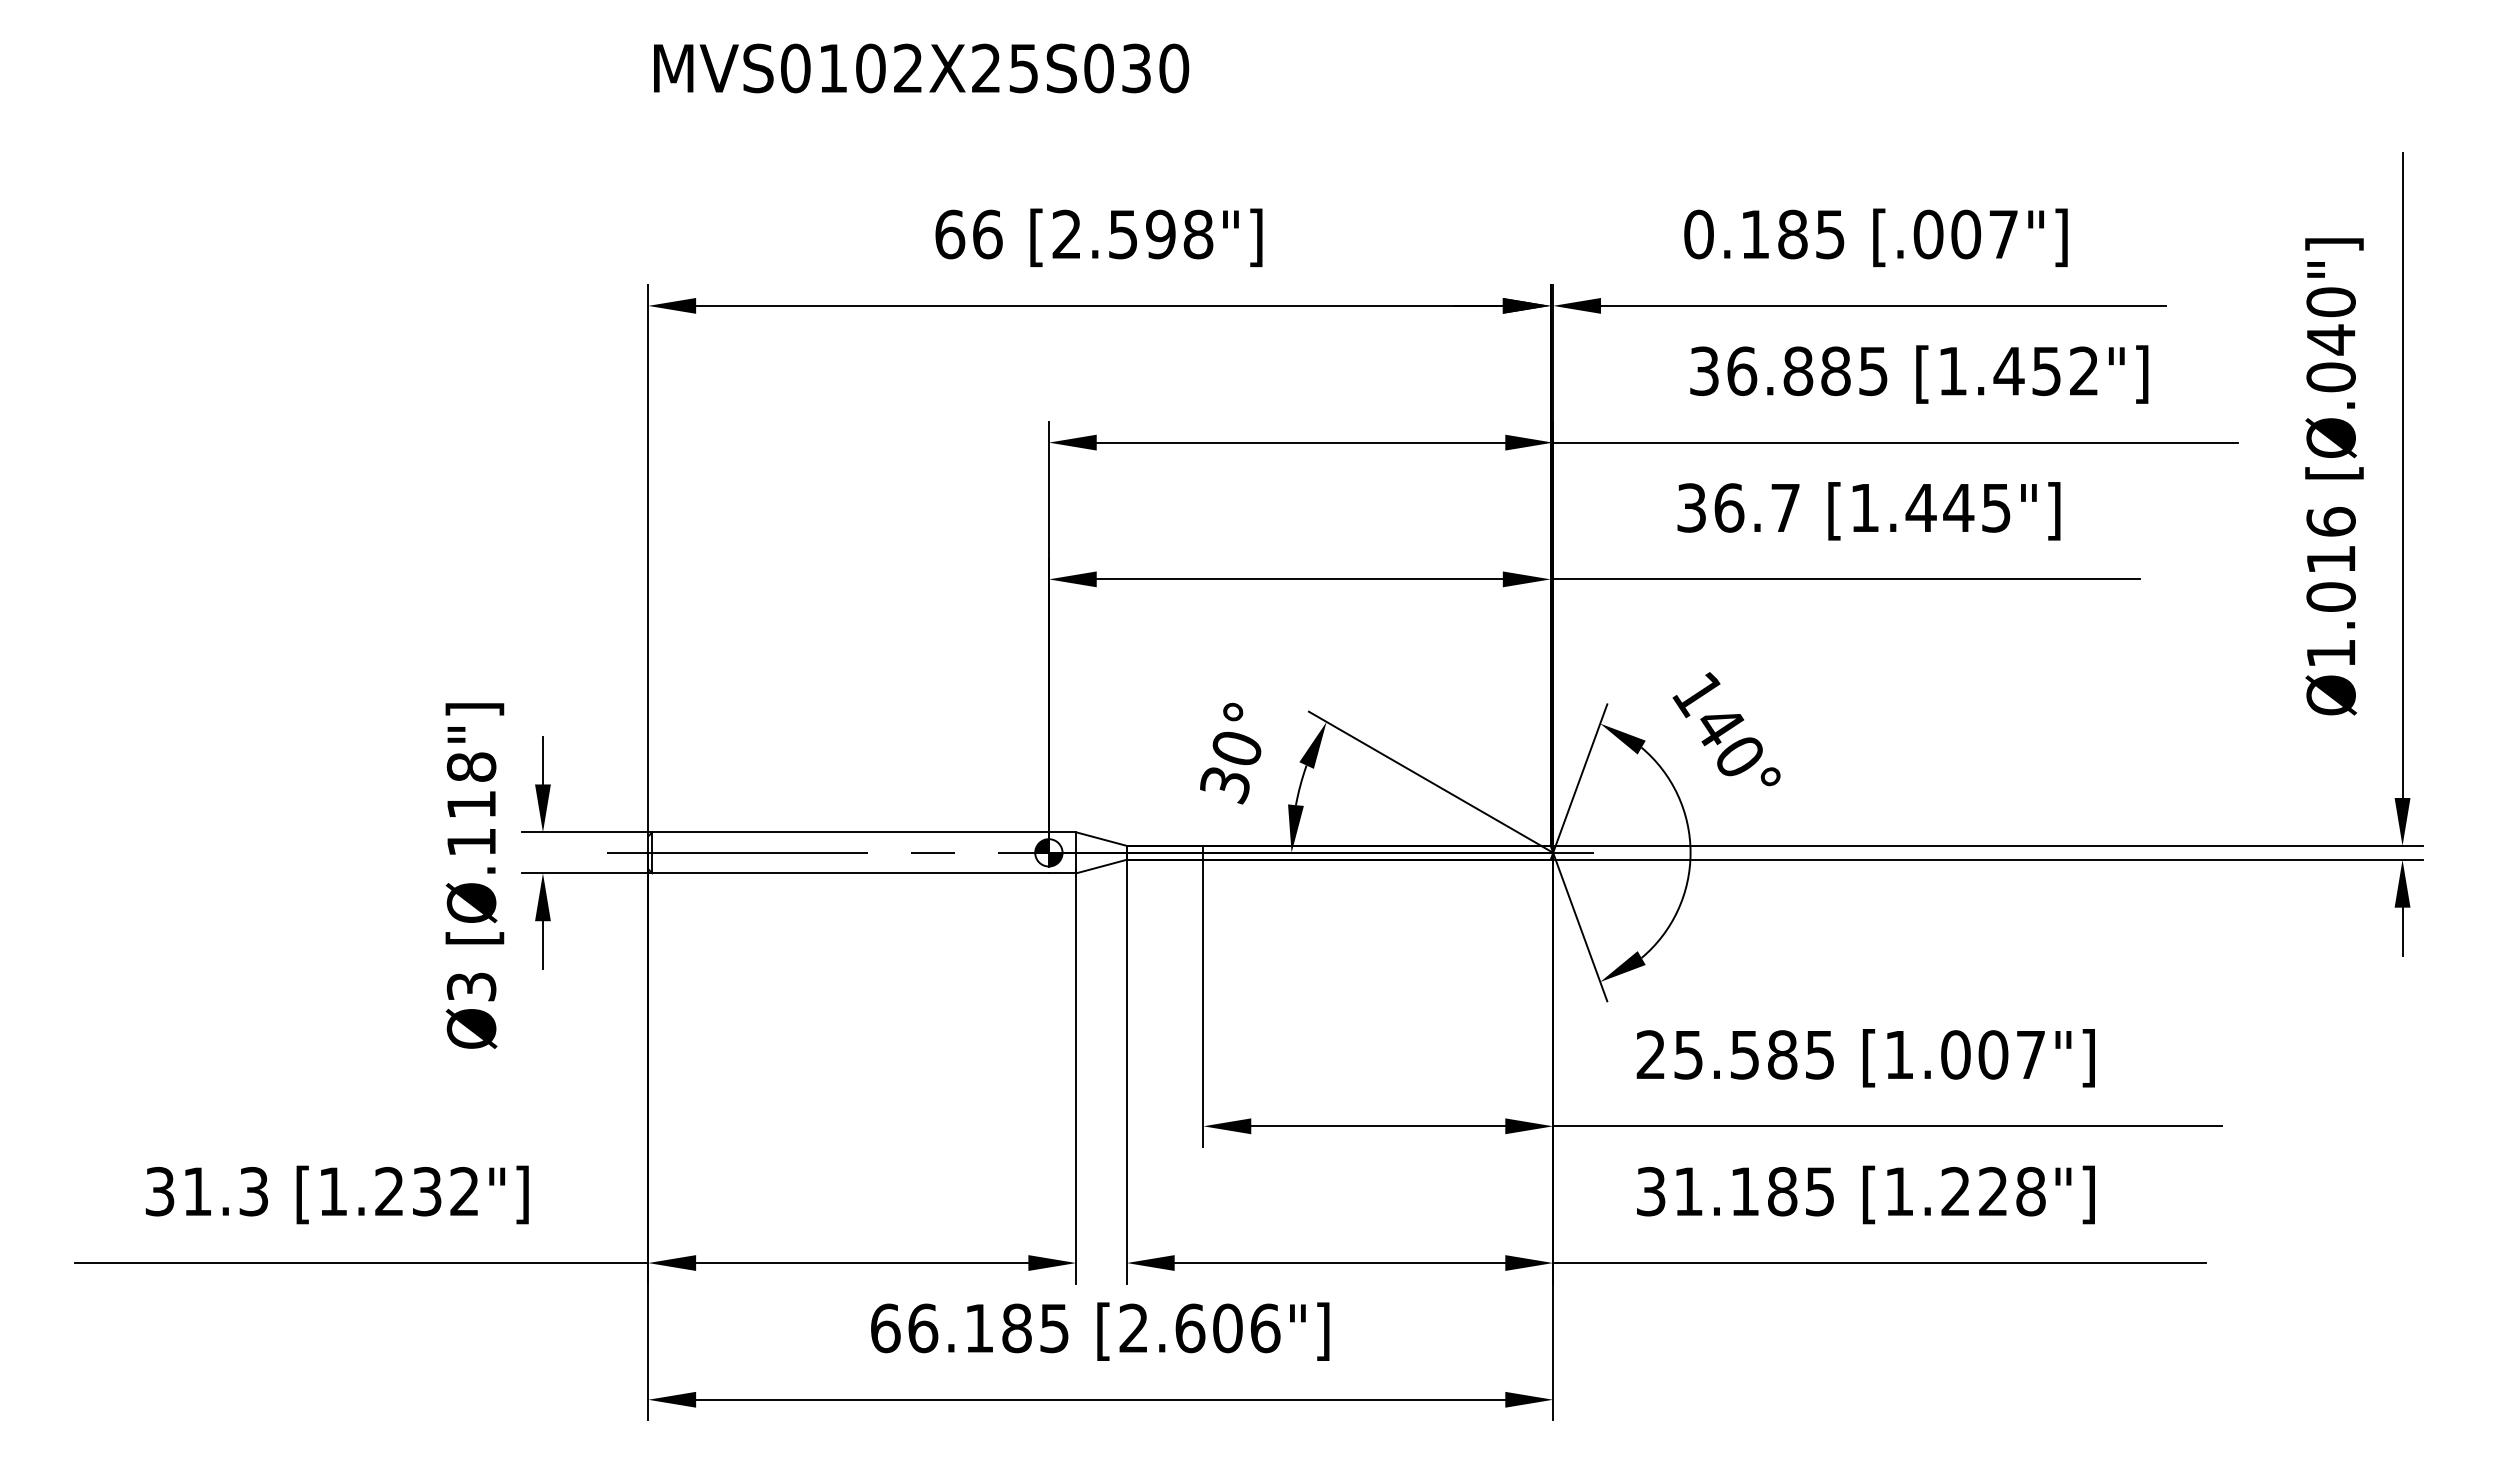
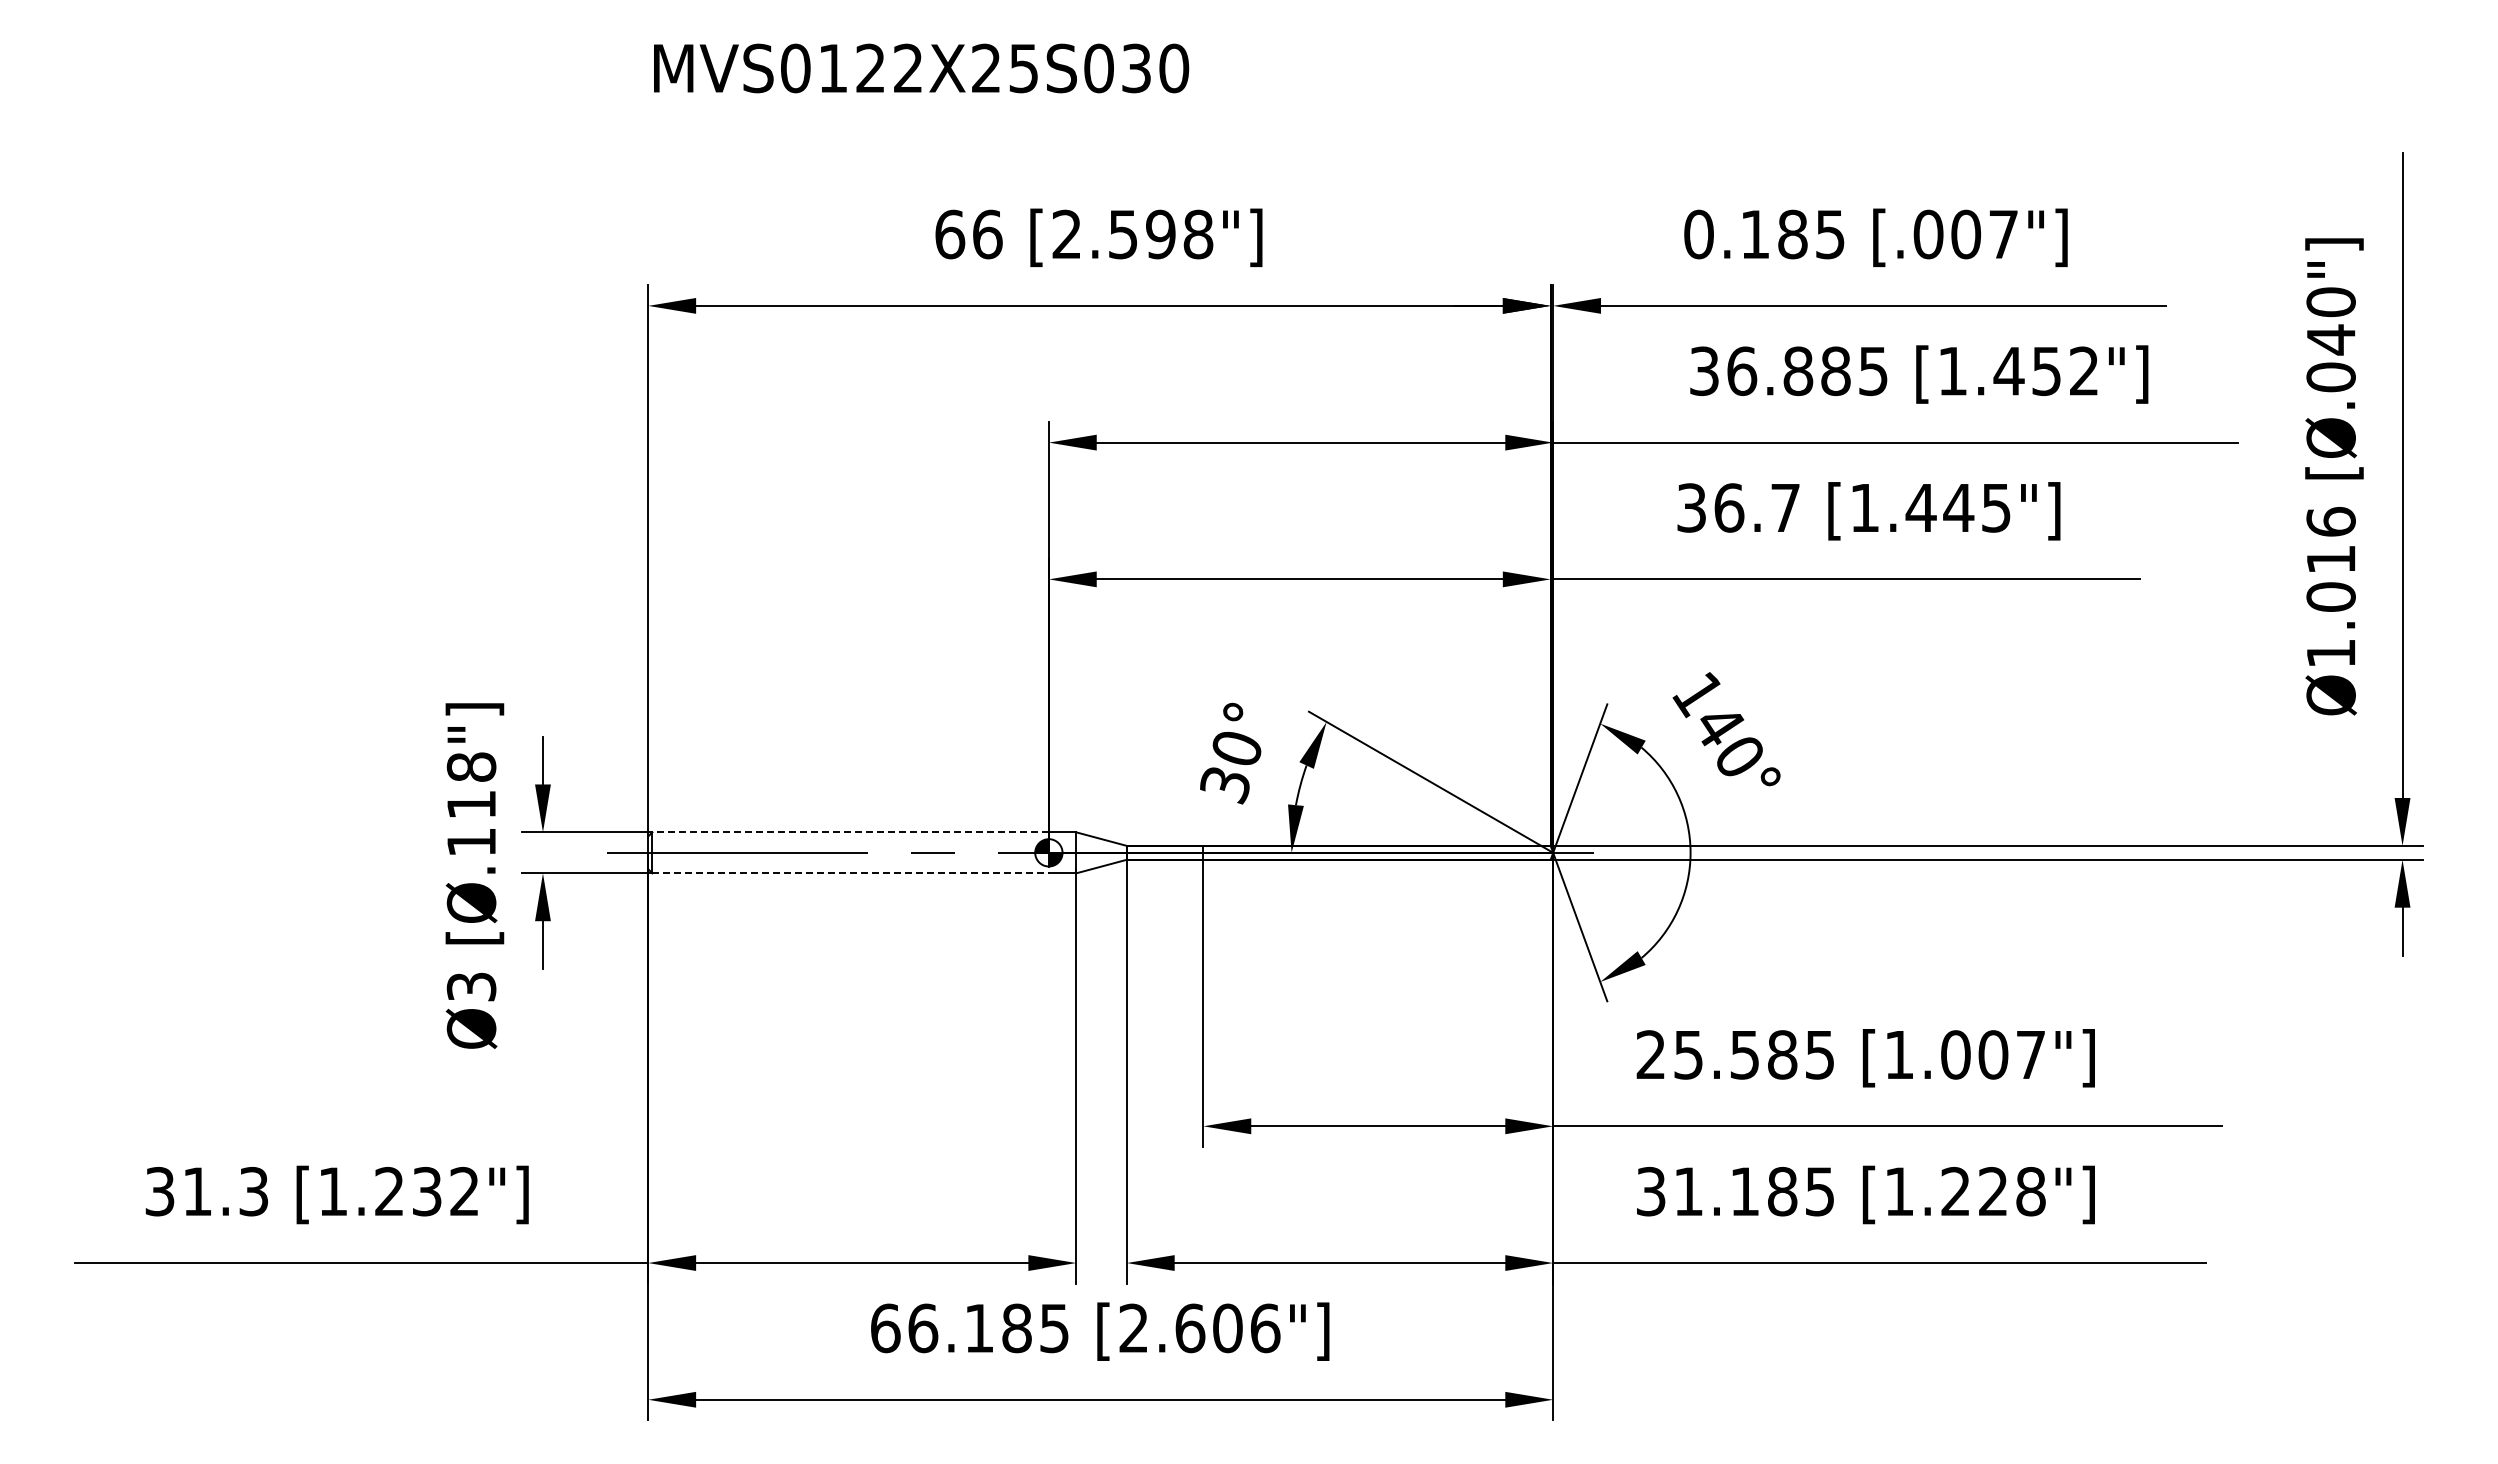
text: MVS0102X25S030 -> MVS0122X25S030 (870, 68)
line: solid -> dashed (850, 832)
line: solid -> dashed (851, 873)
